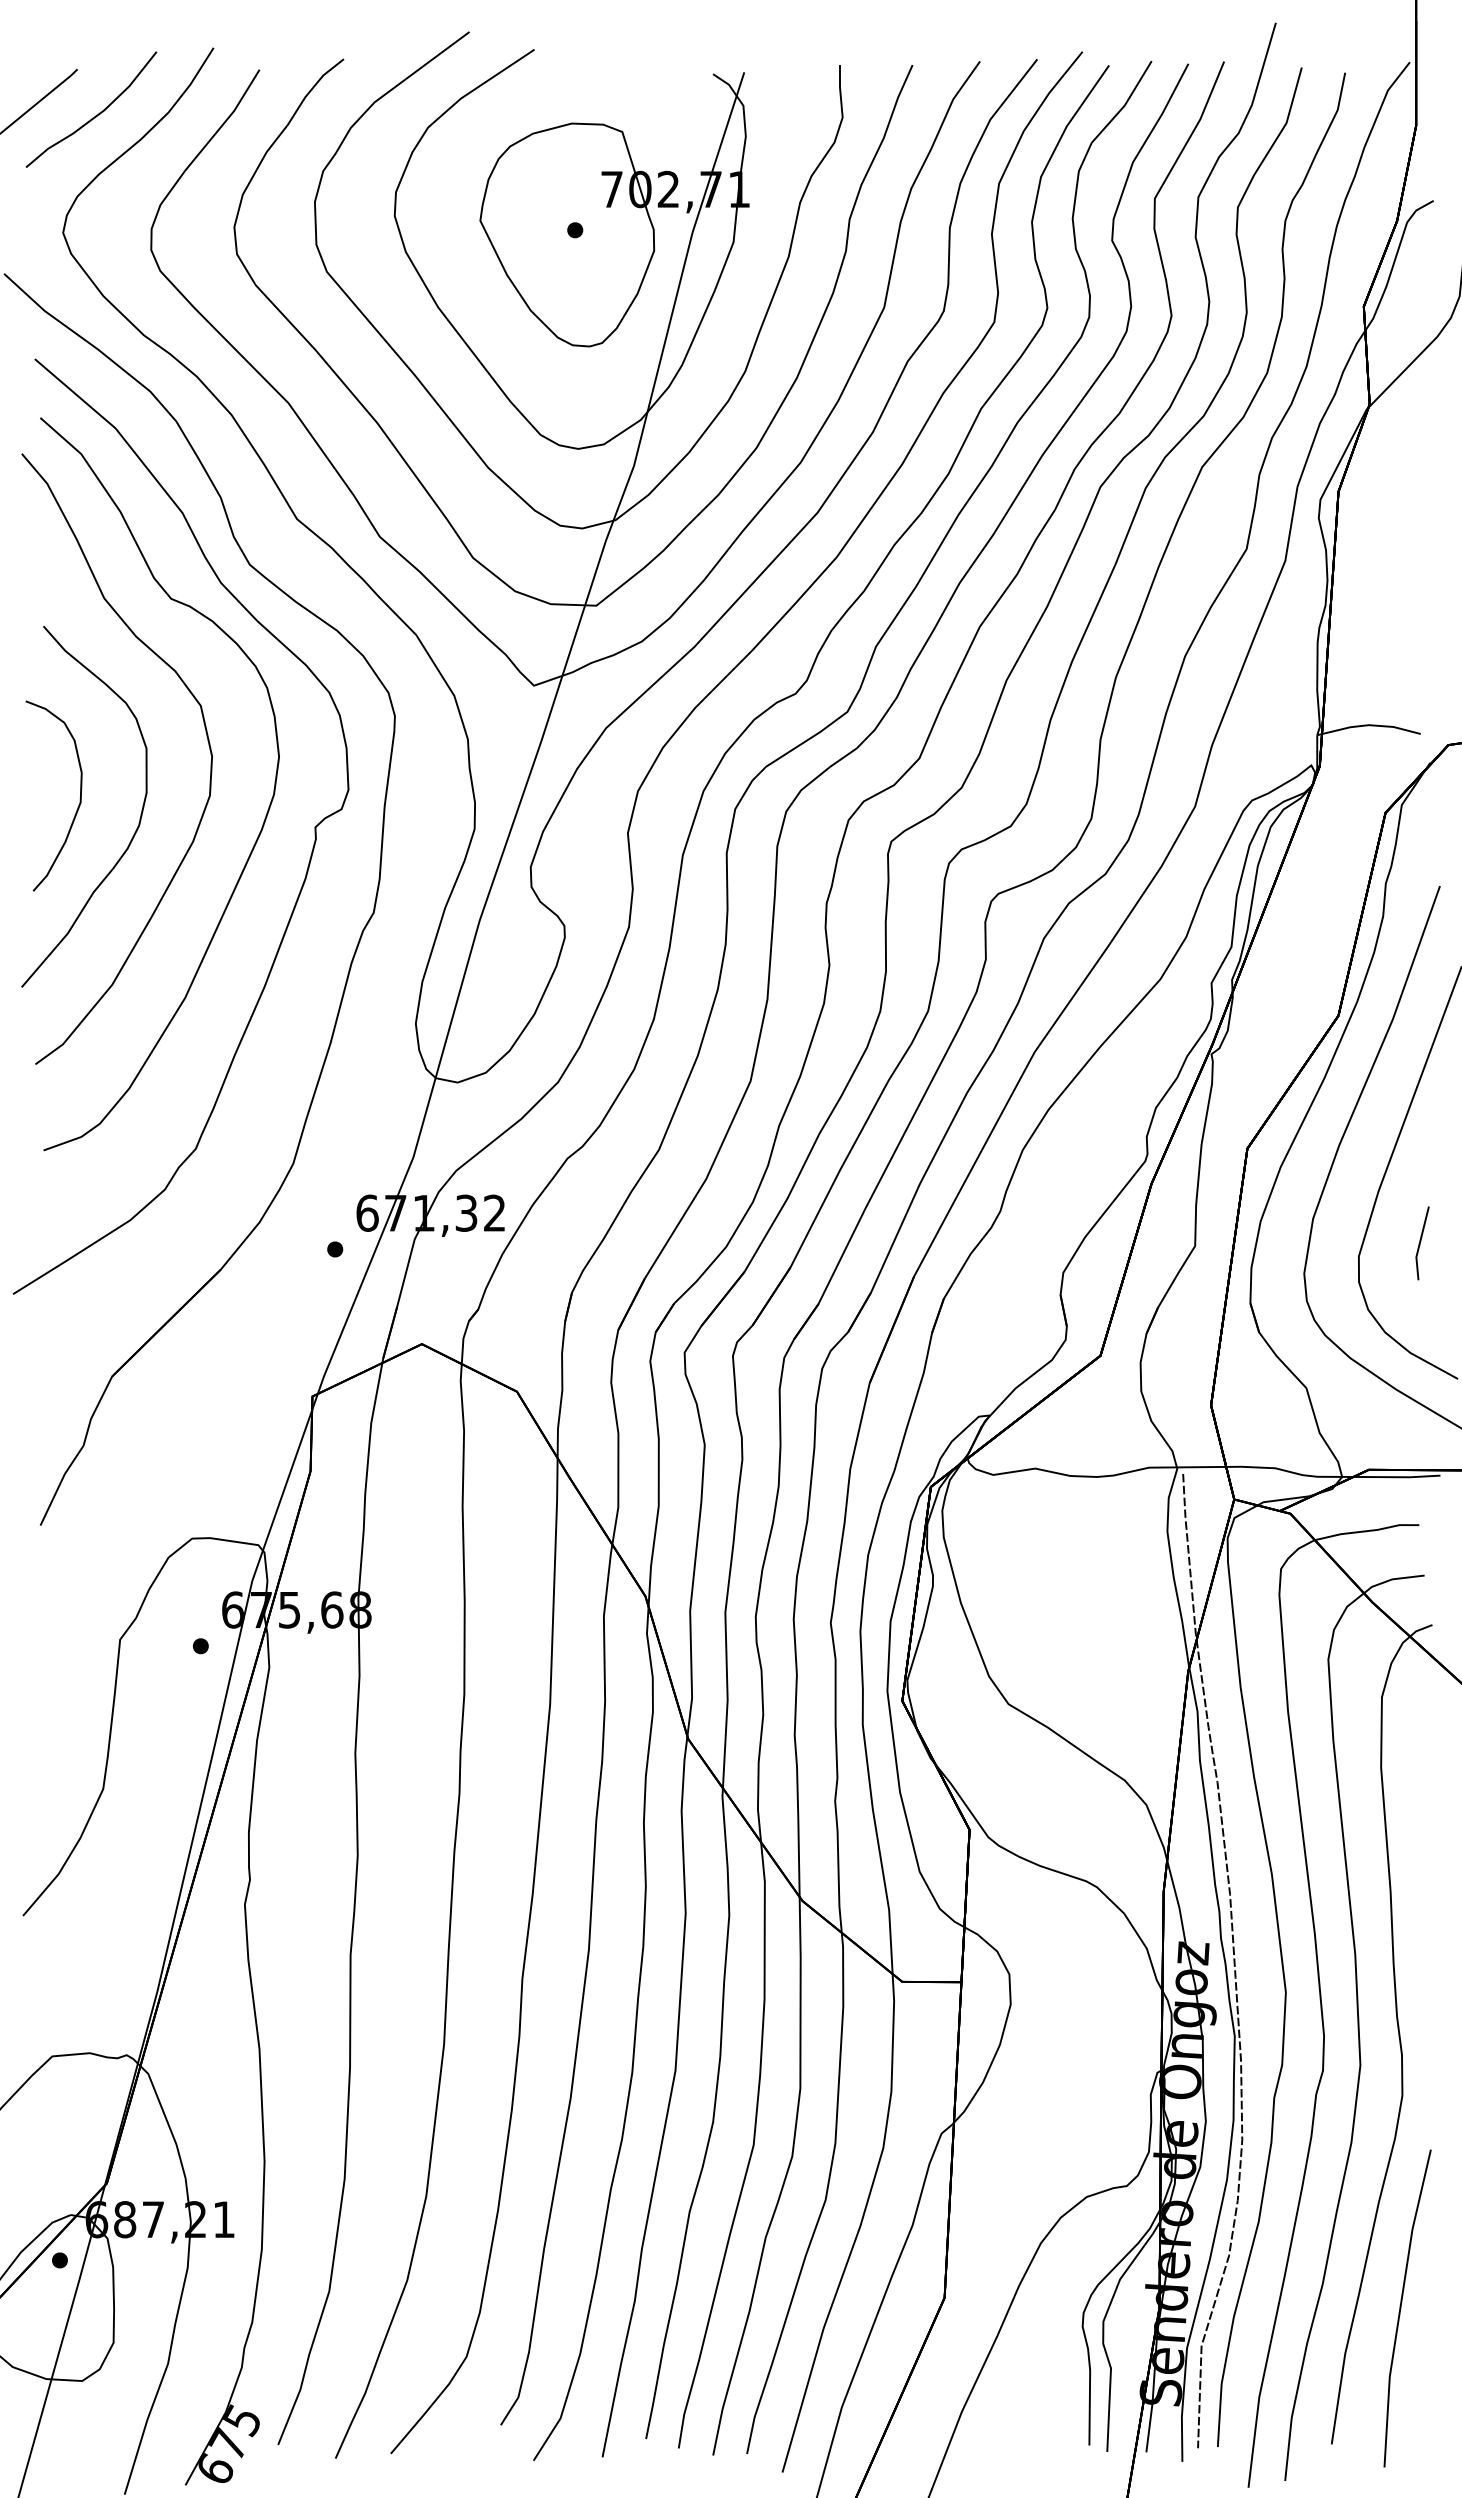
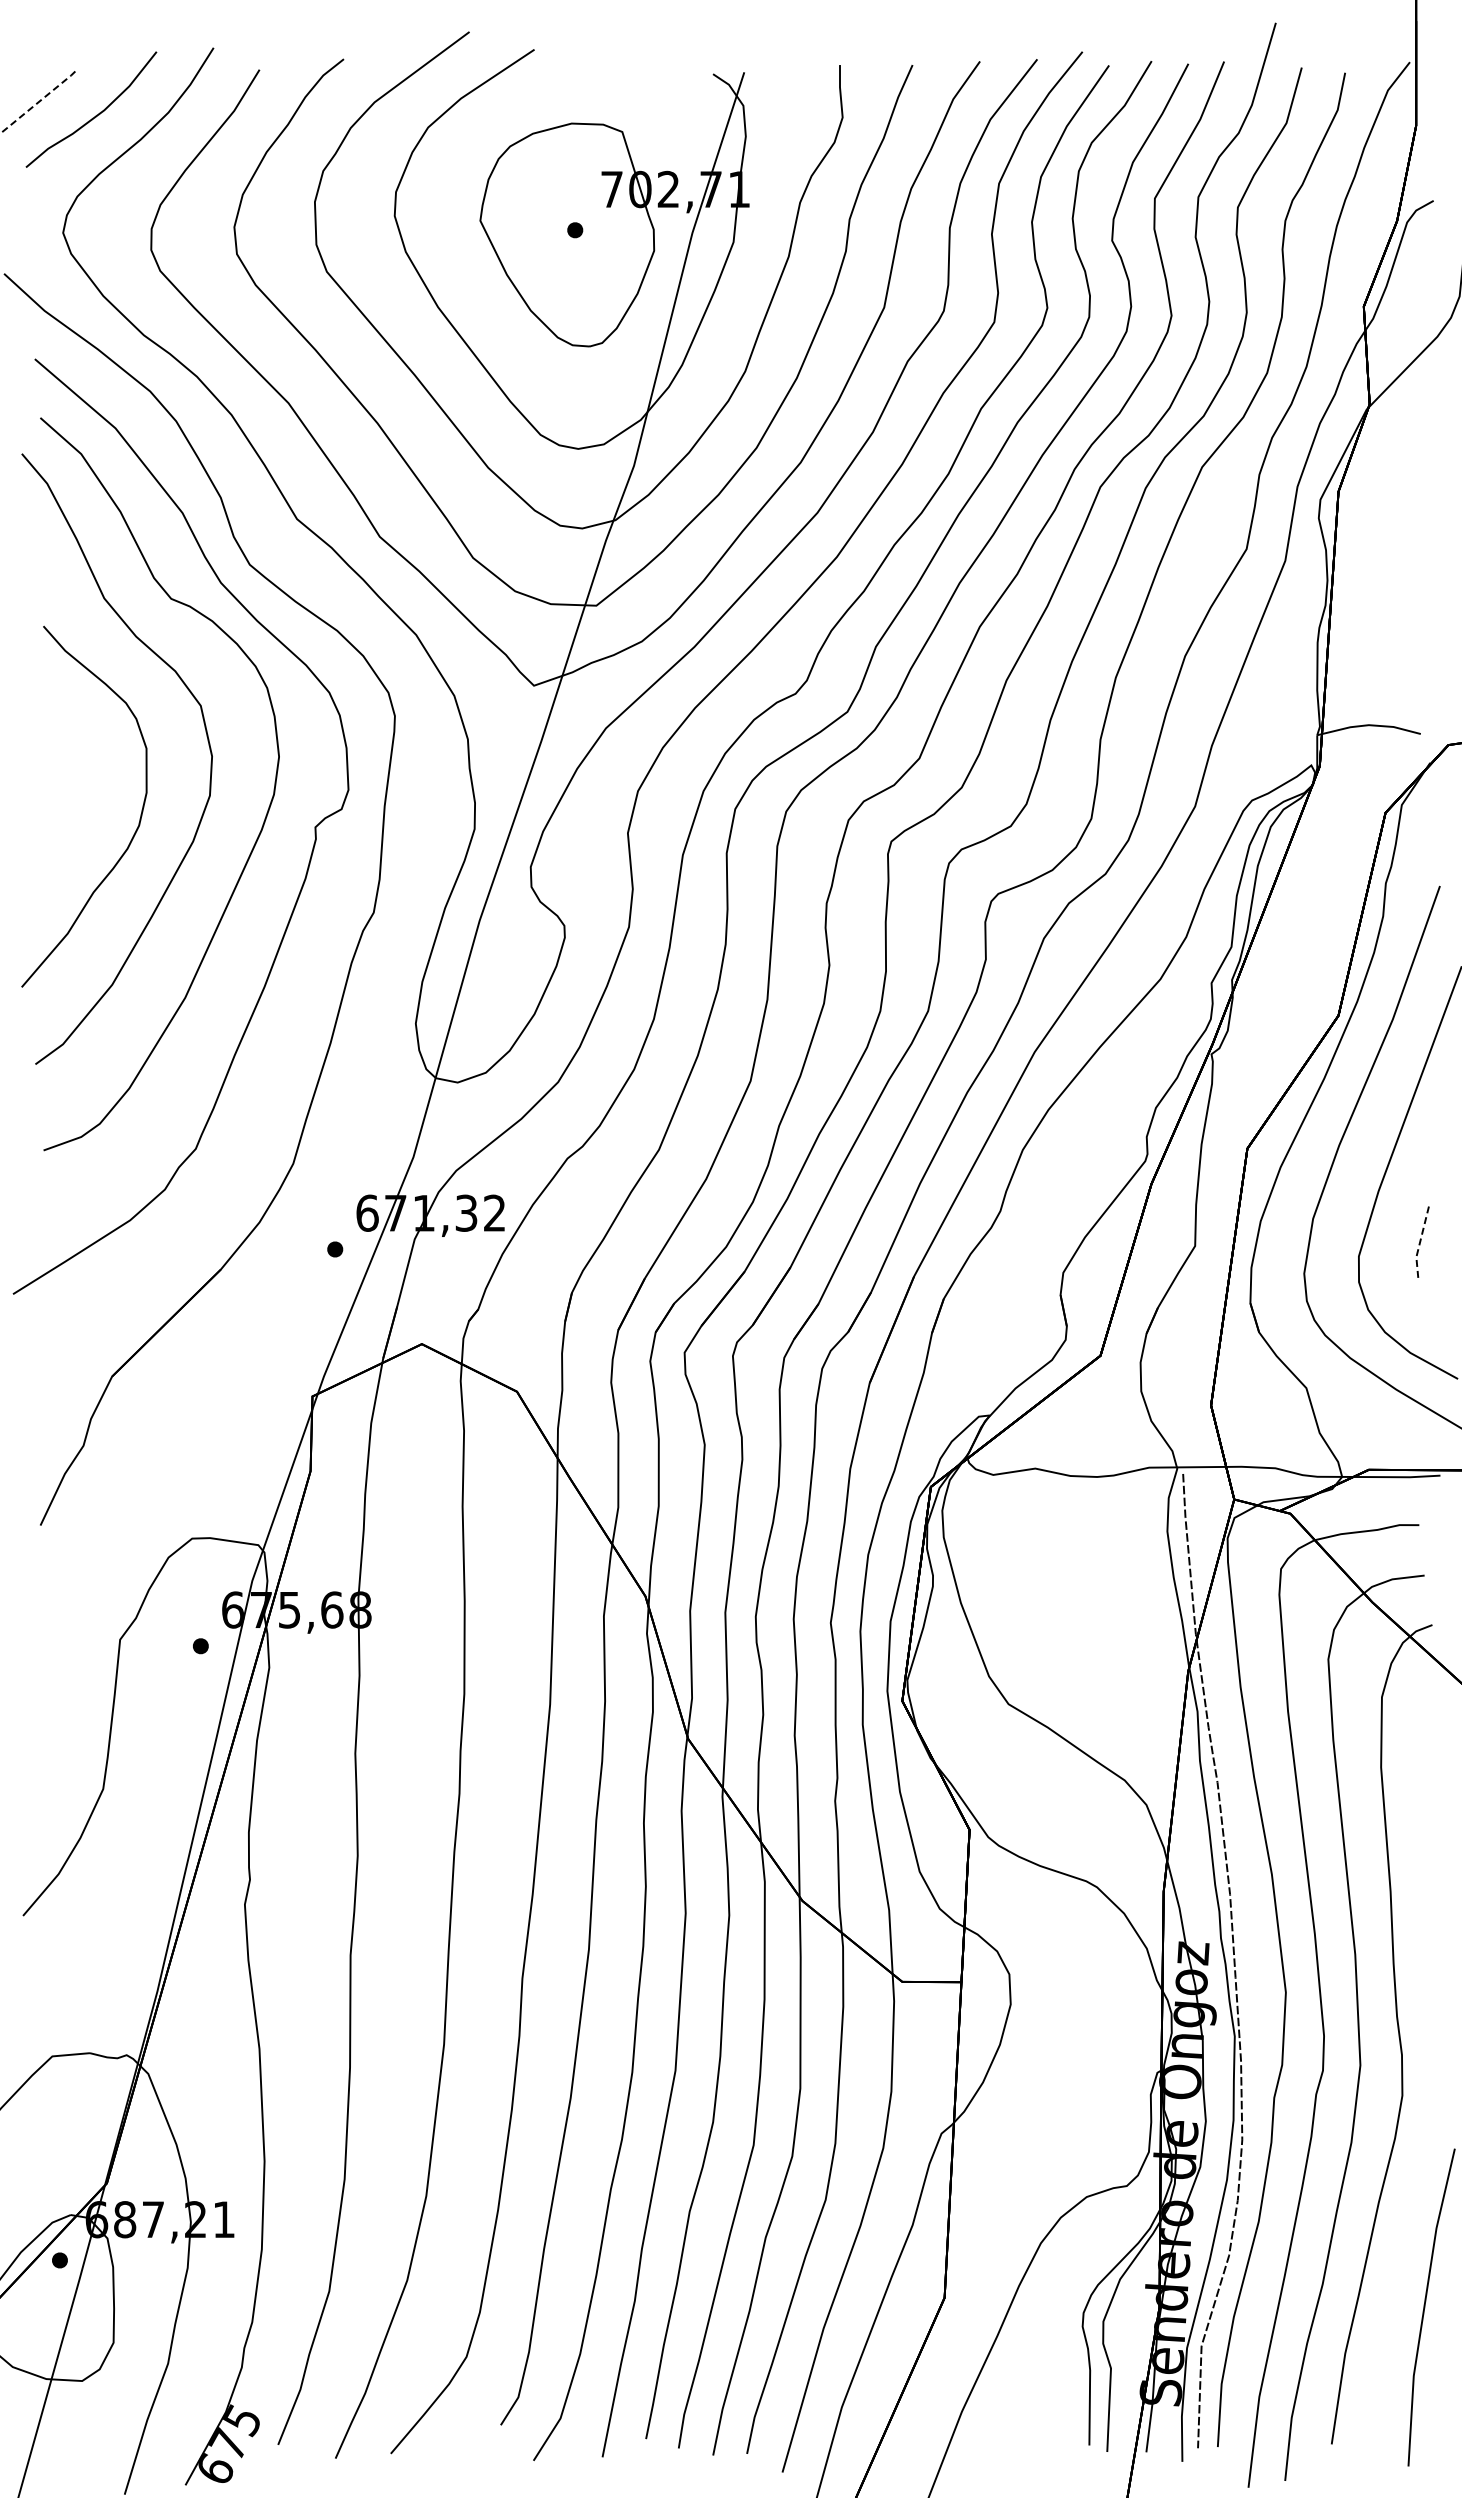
line: solid -> dashed (40, 100)
curve: present -> none (79, 798)
line: solid -> dashed (1419, 1243)
line position: (1401, 2308) -> (1425, 2307) (1425, 2307)
